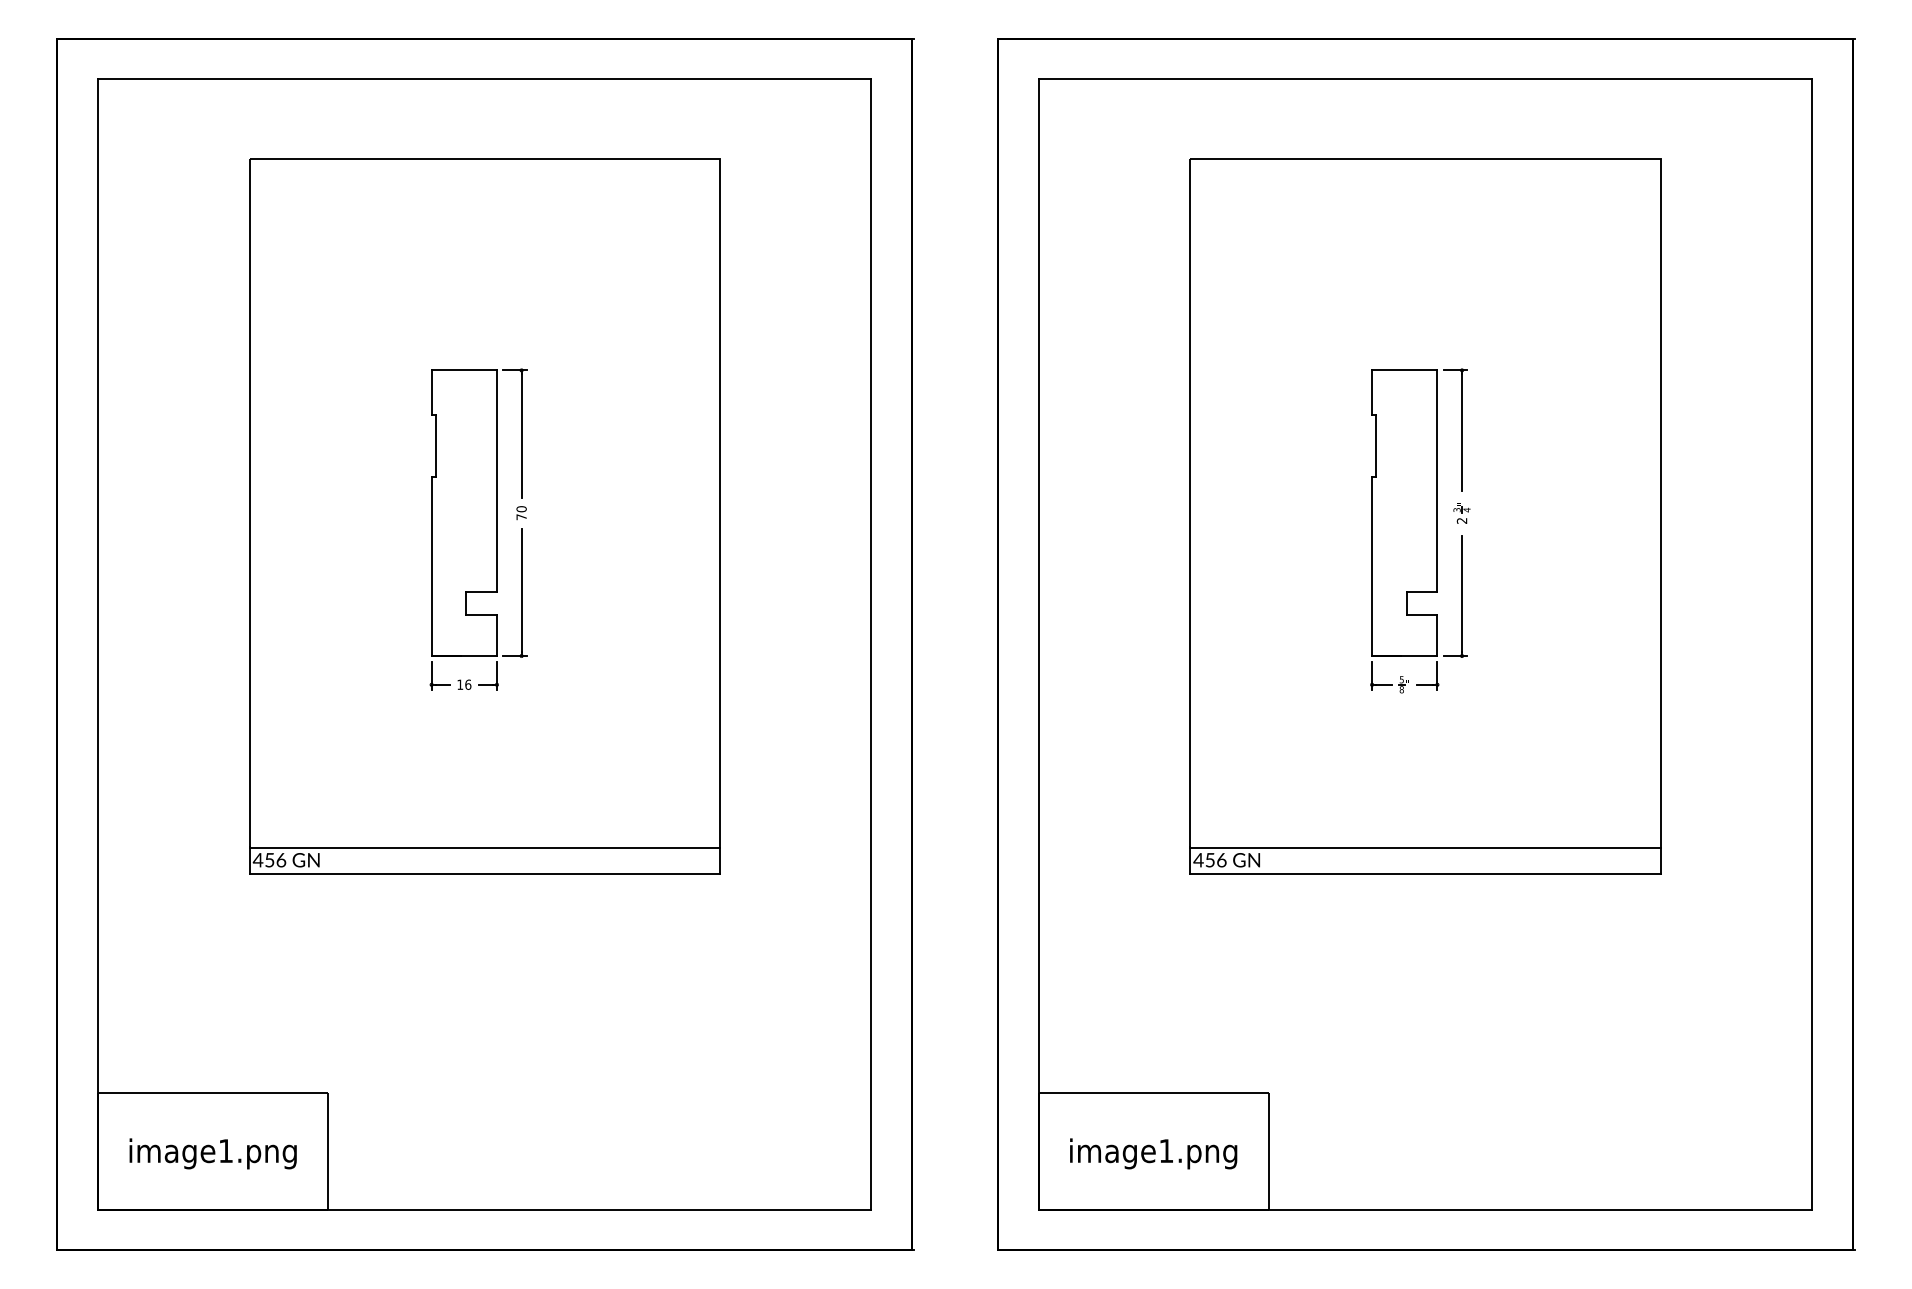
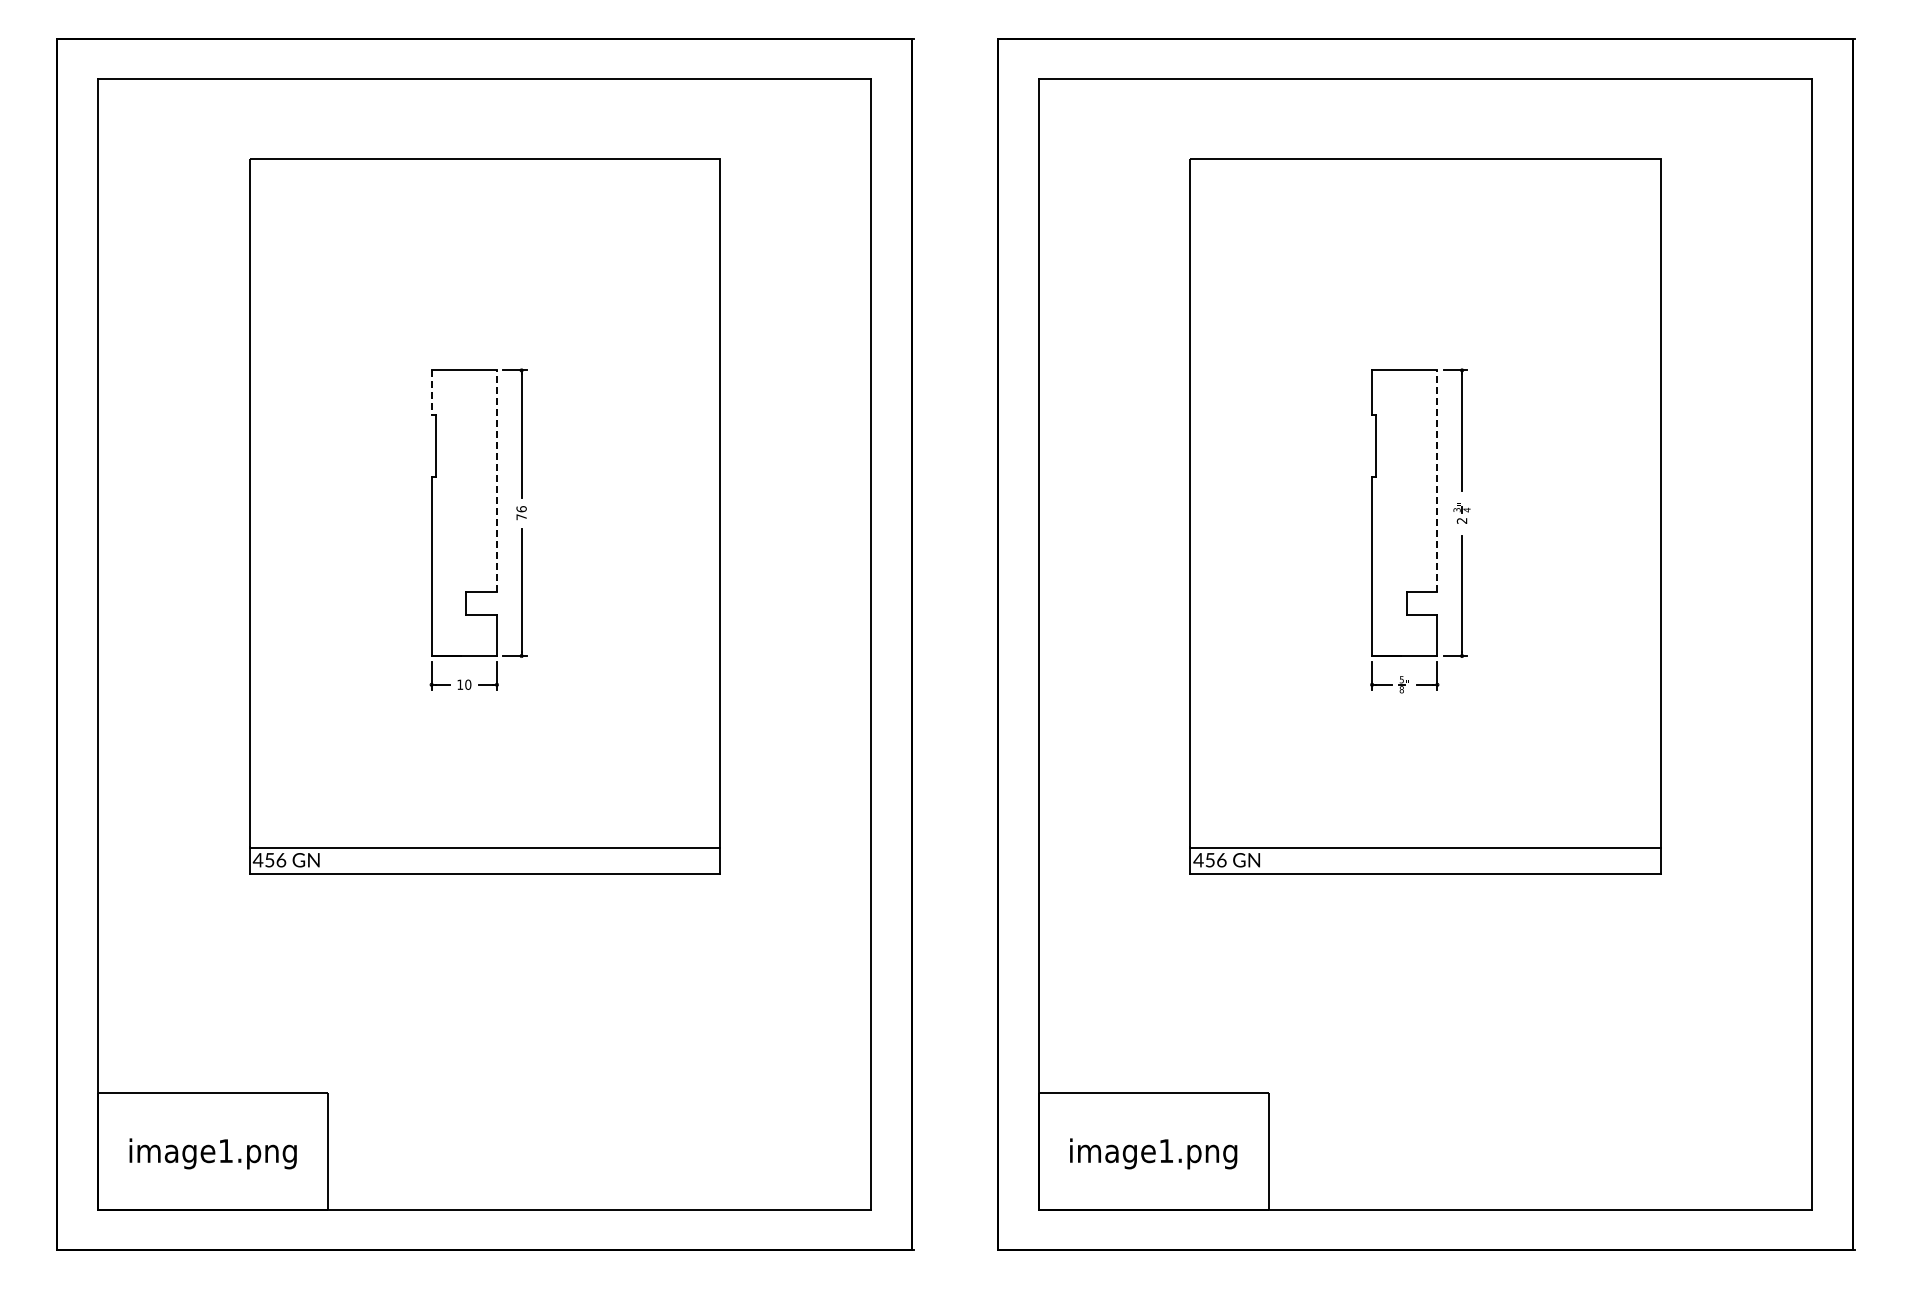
line: solid -> dashed (431, 393)
line: solid -> dashed (496, 481)
line: solid -> dashed (1437, 481)
text: 70 -> 76 (521, 509)
text: 16 -> 10 (468, 684)
